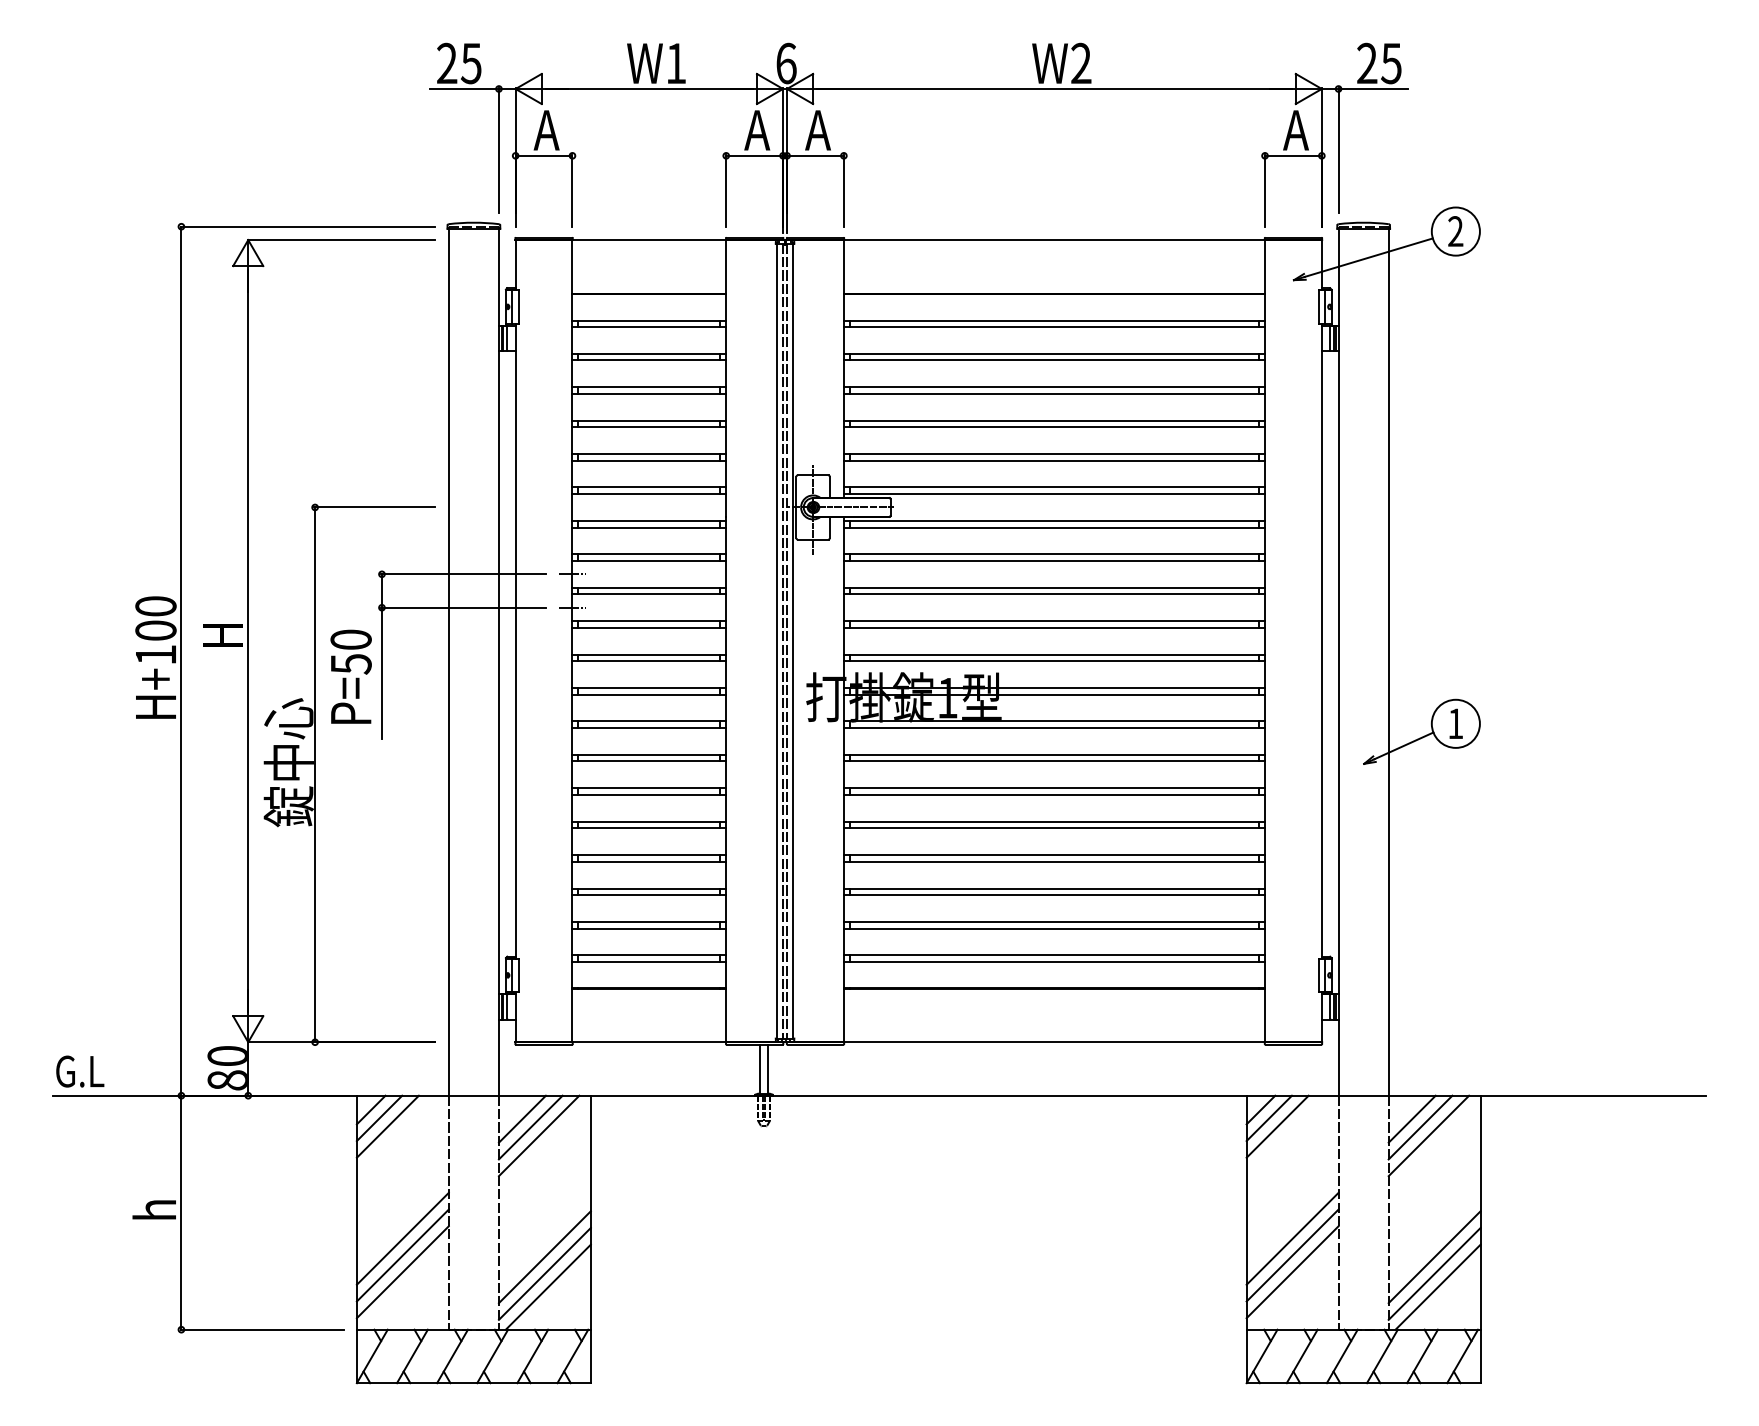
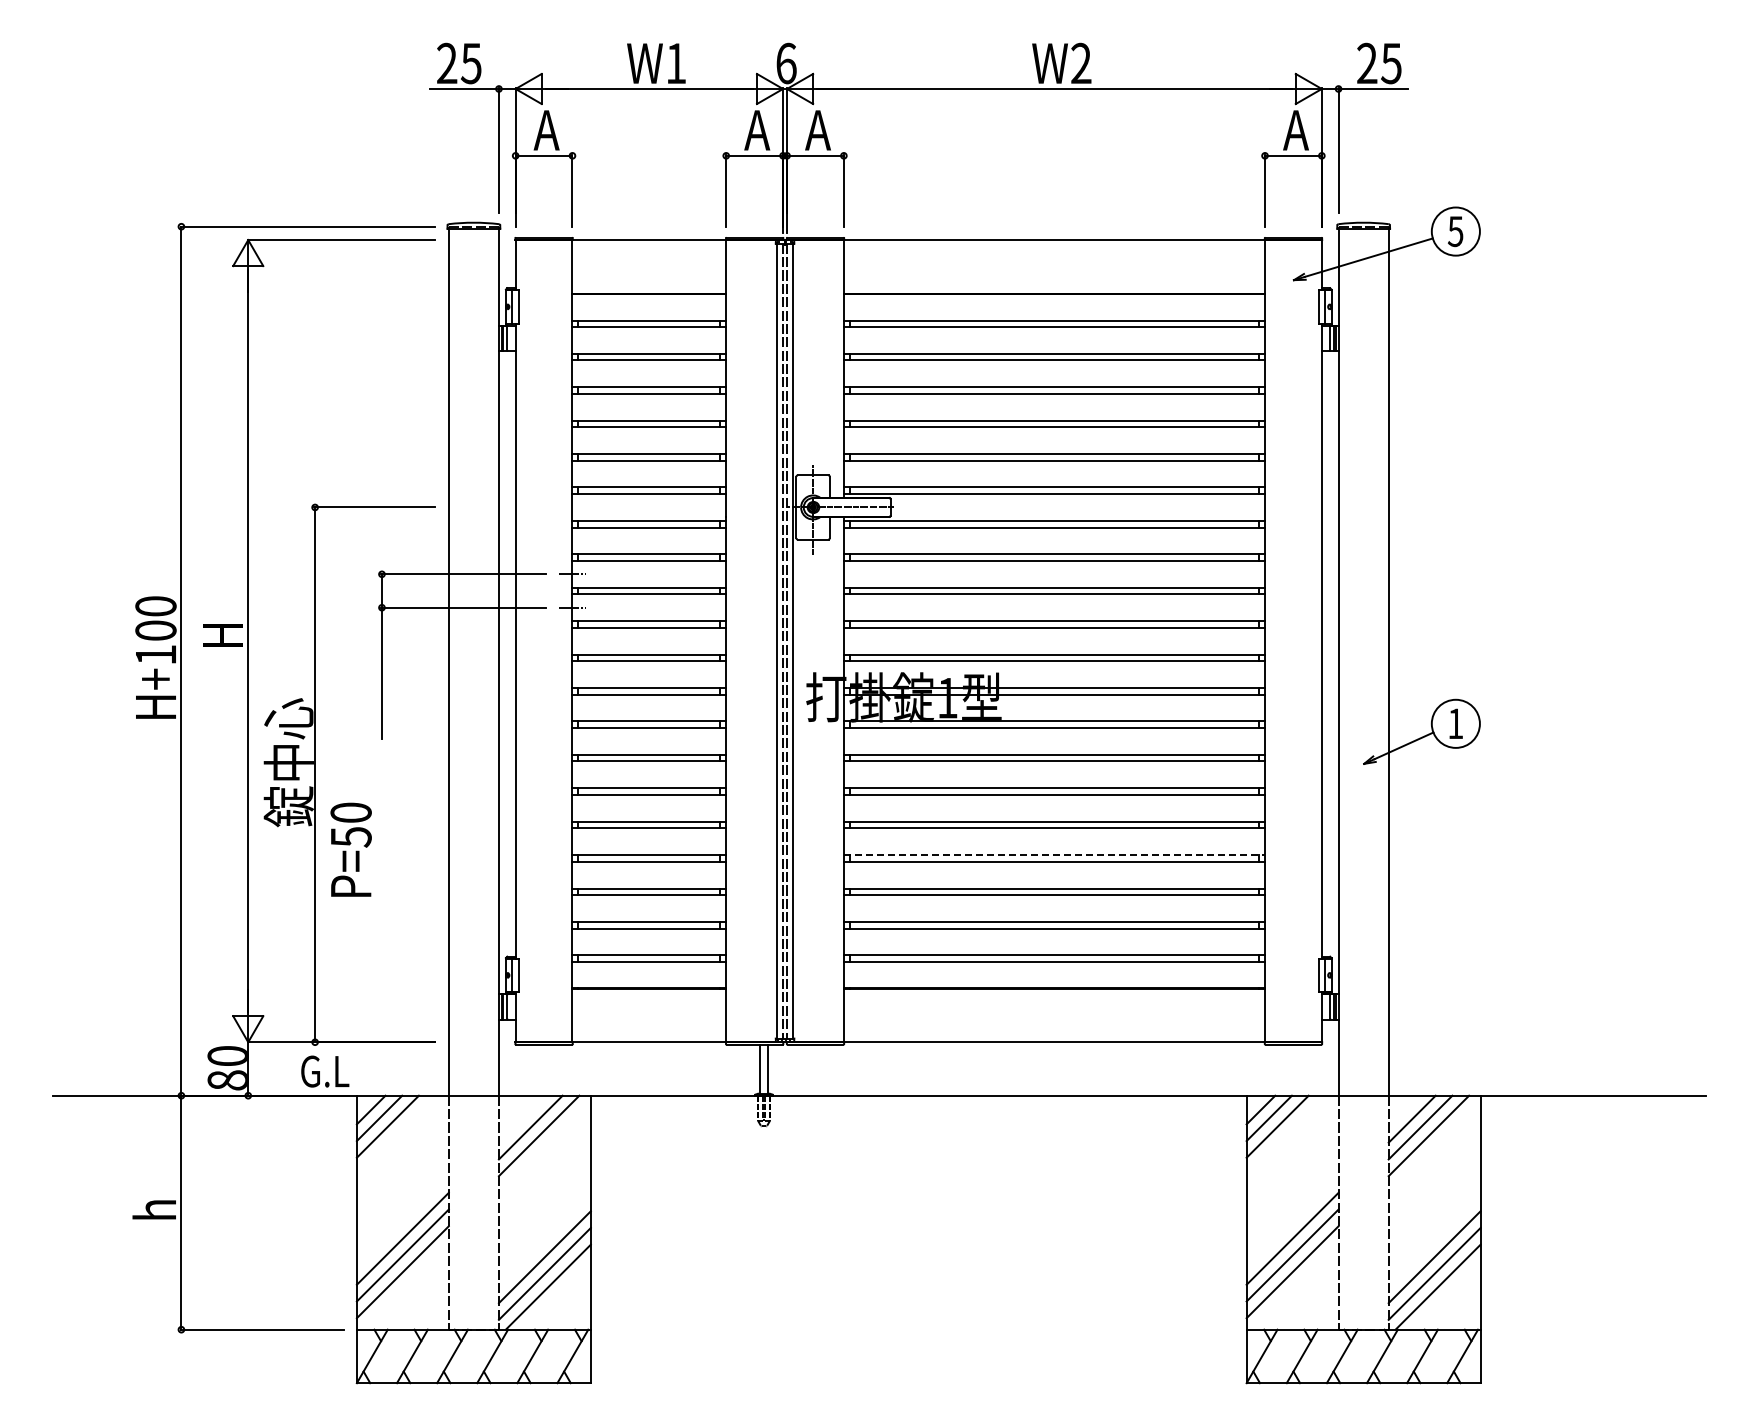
text: 2 -> 5 (1455, 231)
text position: (350, 676) -> (350, 849) (350, 849)
line: solid -> dashed (1054, 855)
text position: (80, 1071) -> (325, 1071) (325, 1071)
line: present -> none (521, 1118)
